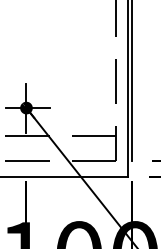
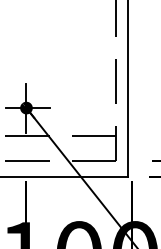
line: present -> none (132, 81)
